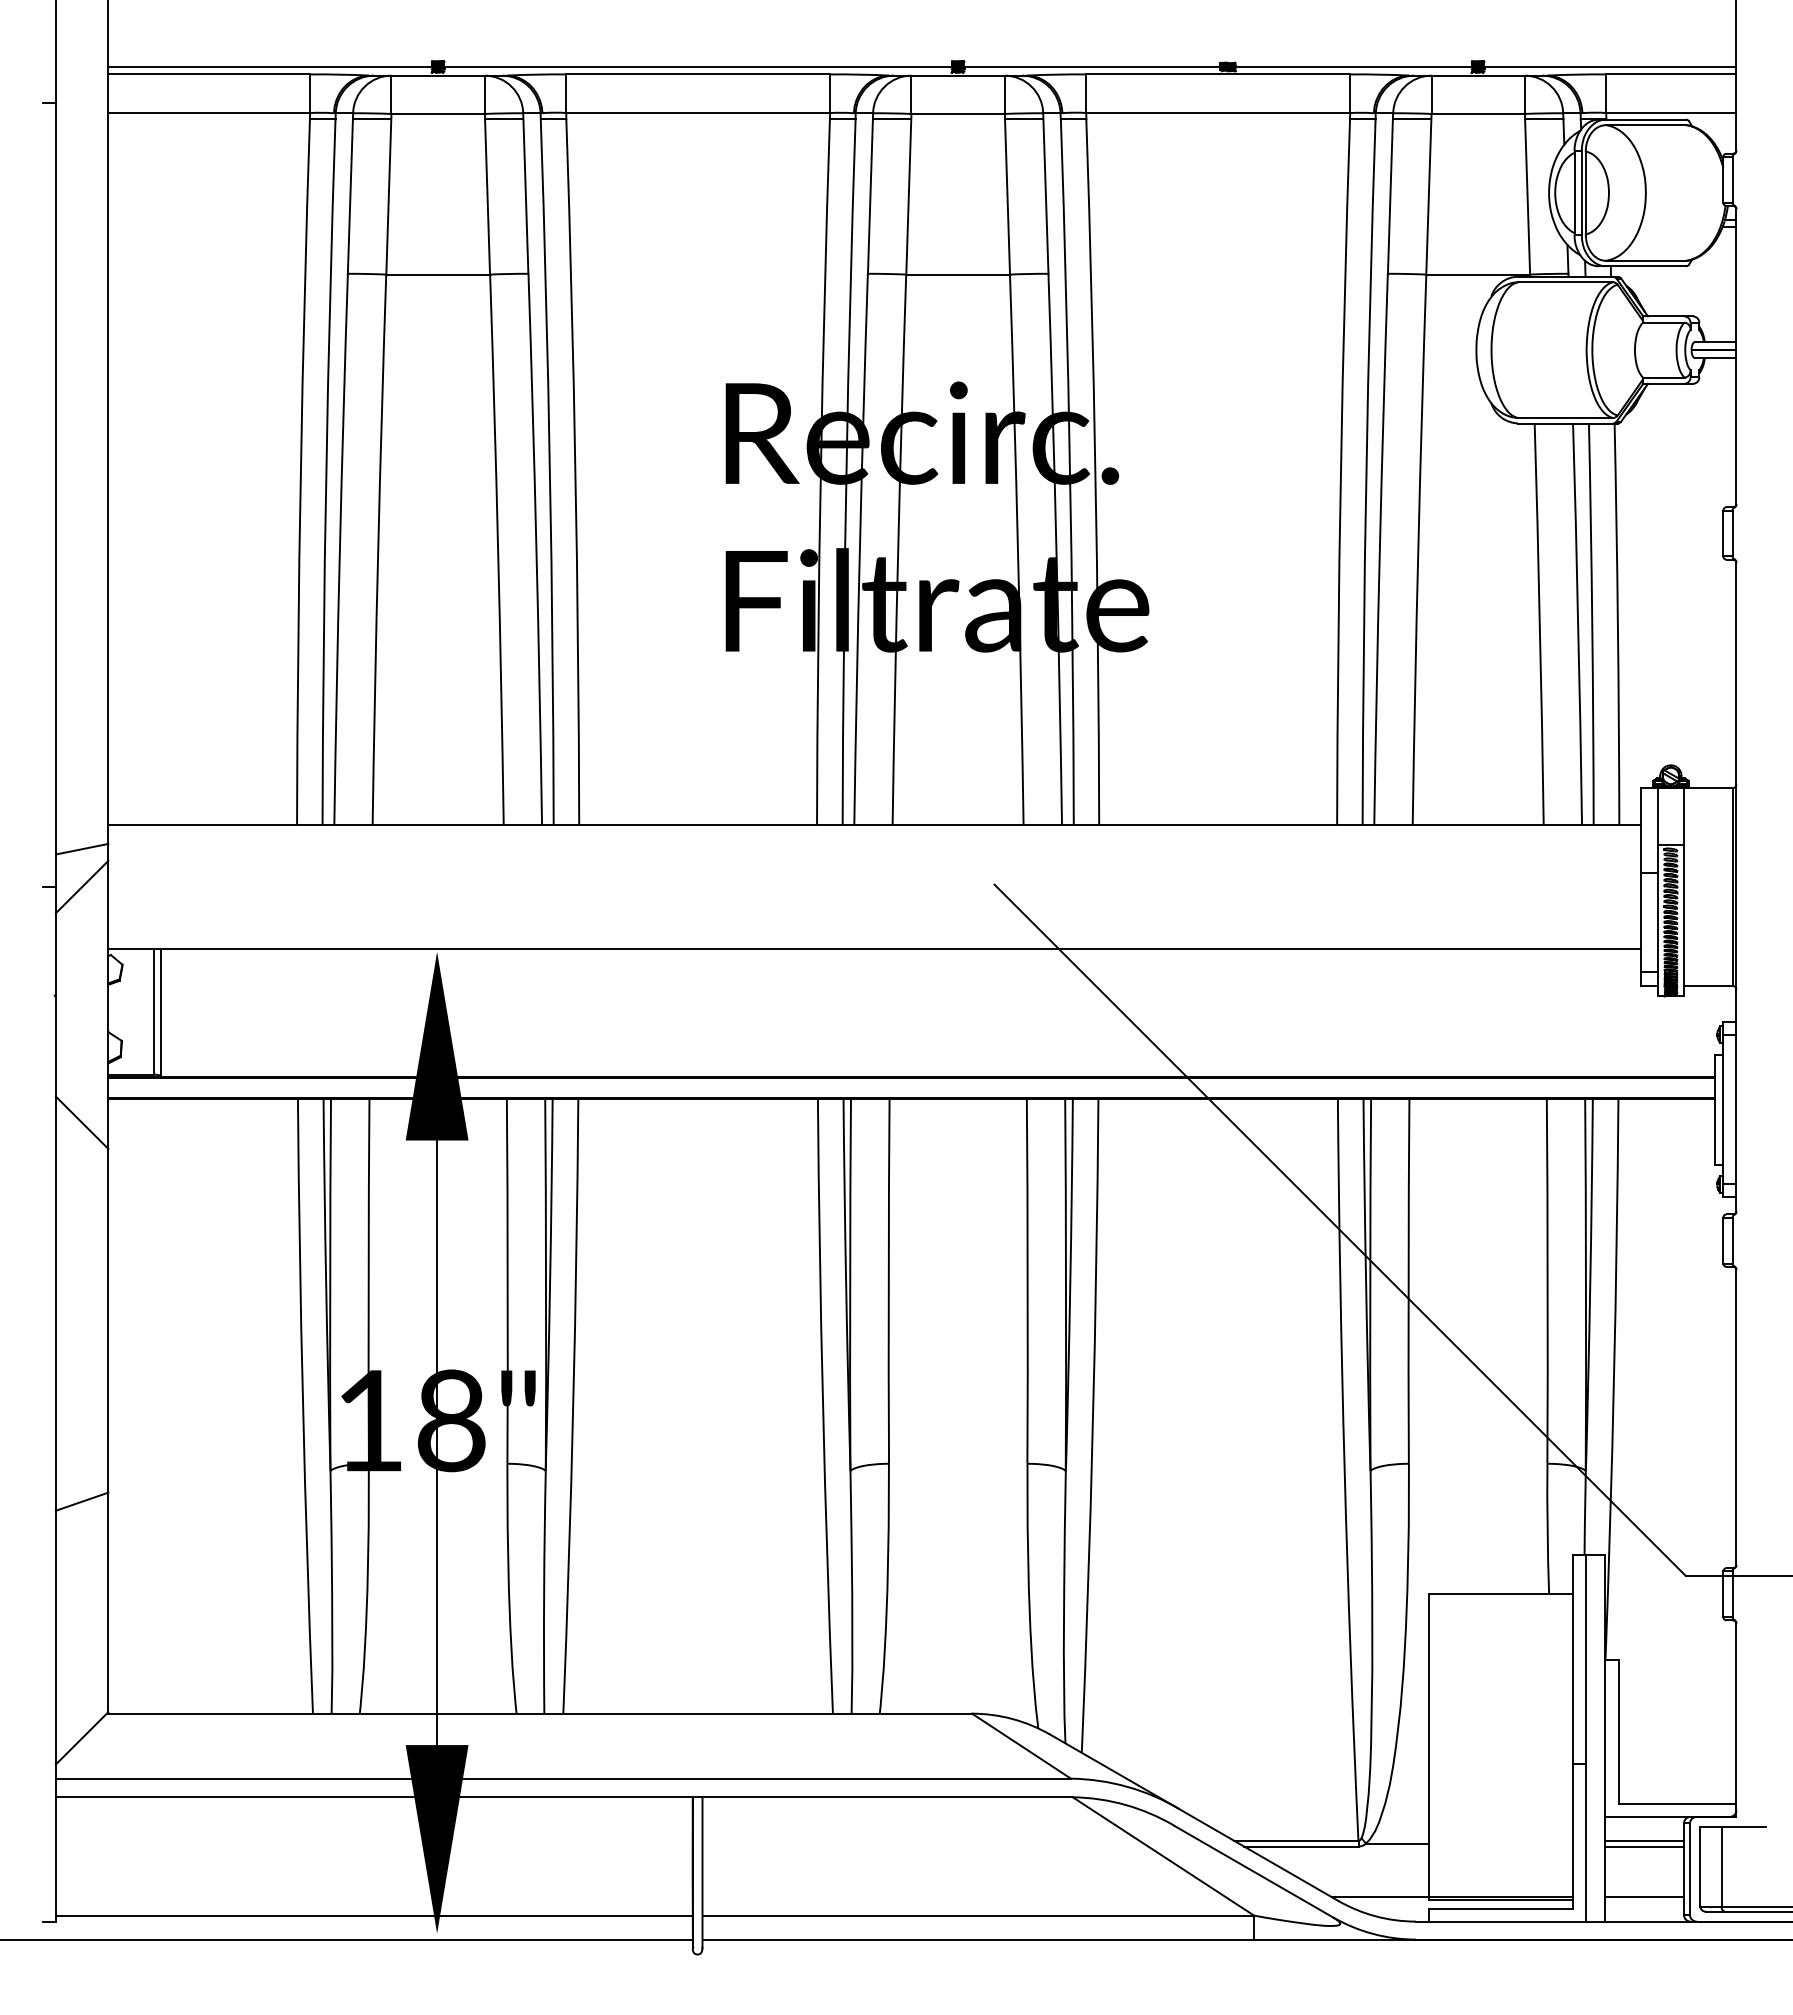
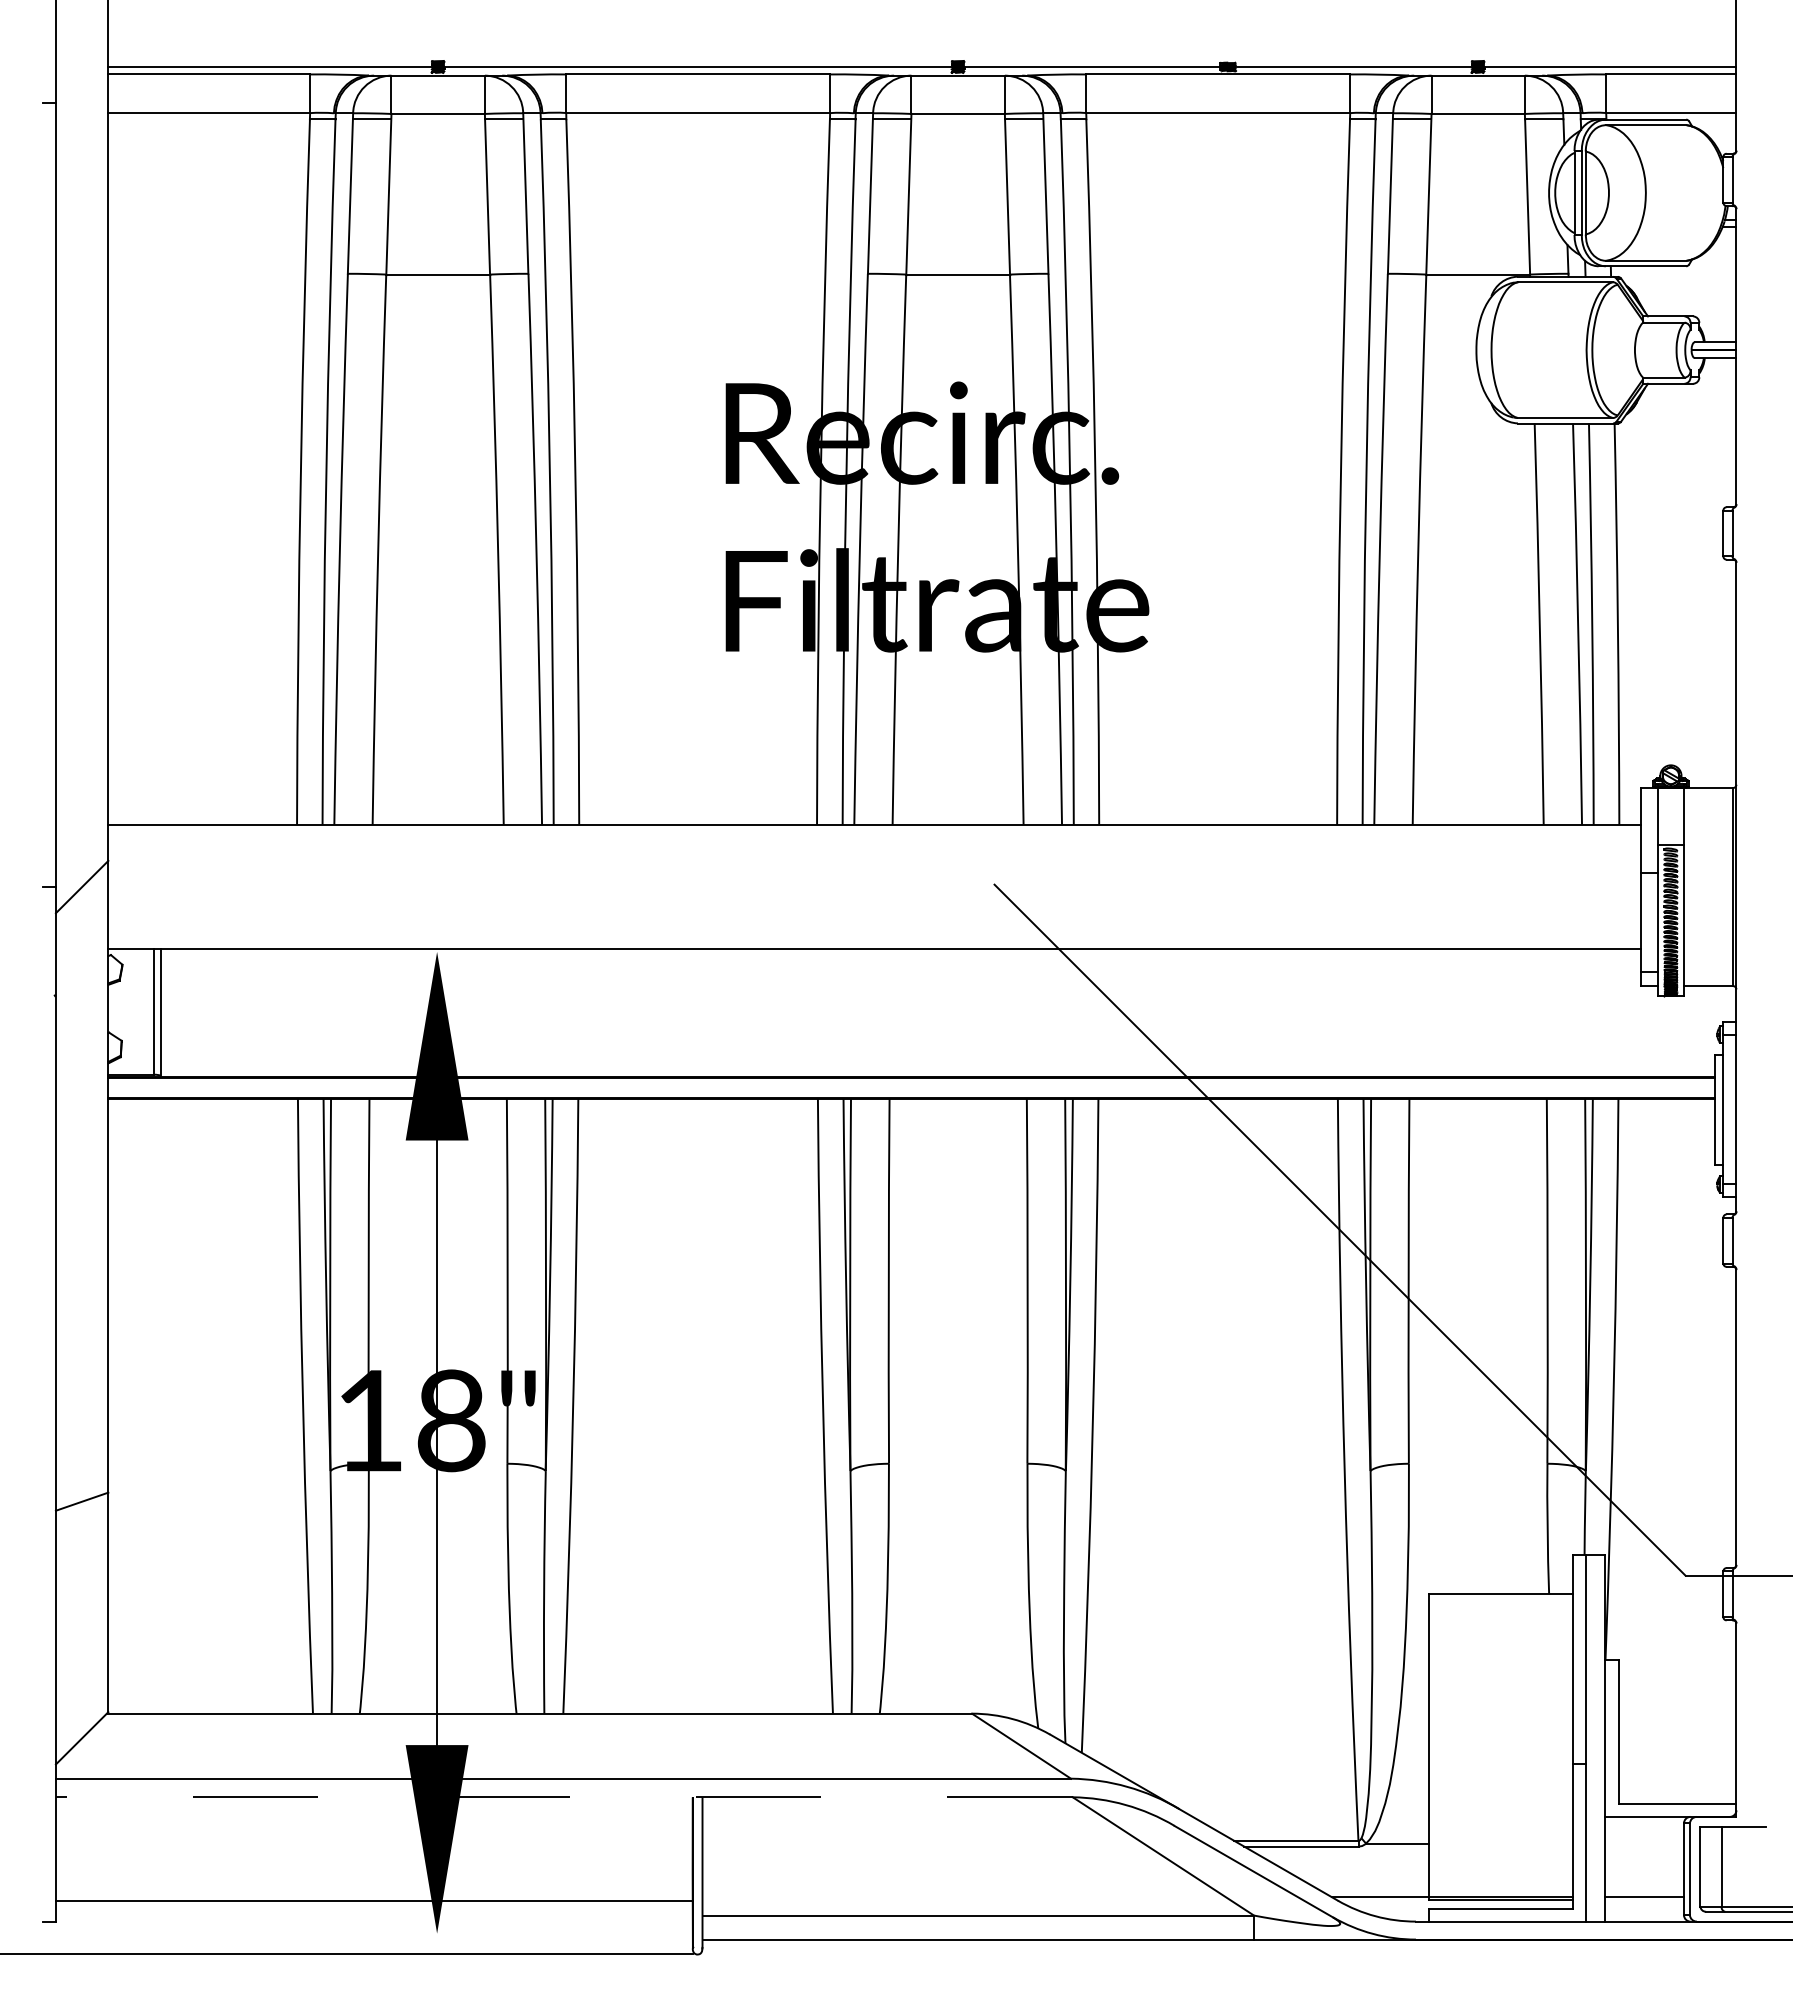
line: present -> none (81, 848)
line: present -> none (81, 1122)
line: solid -> dashed (563, 1797)
line: present -> none (1644, 1840)
line: present -> none (1644, 1846)
line position: (373, 1915) -> (373, 1900) (373, 1900)
line position: (347, 1939) -> (347, 1953) (347, 1953)
